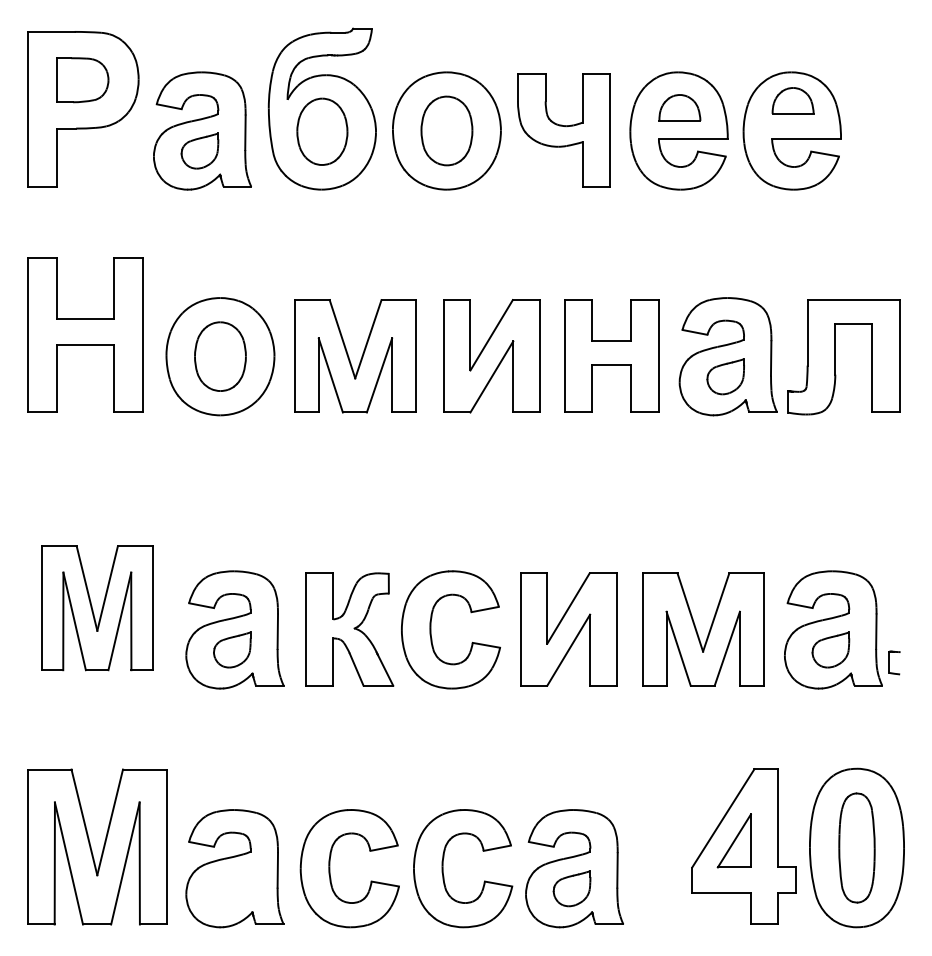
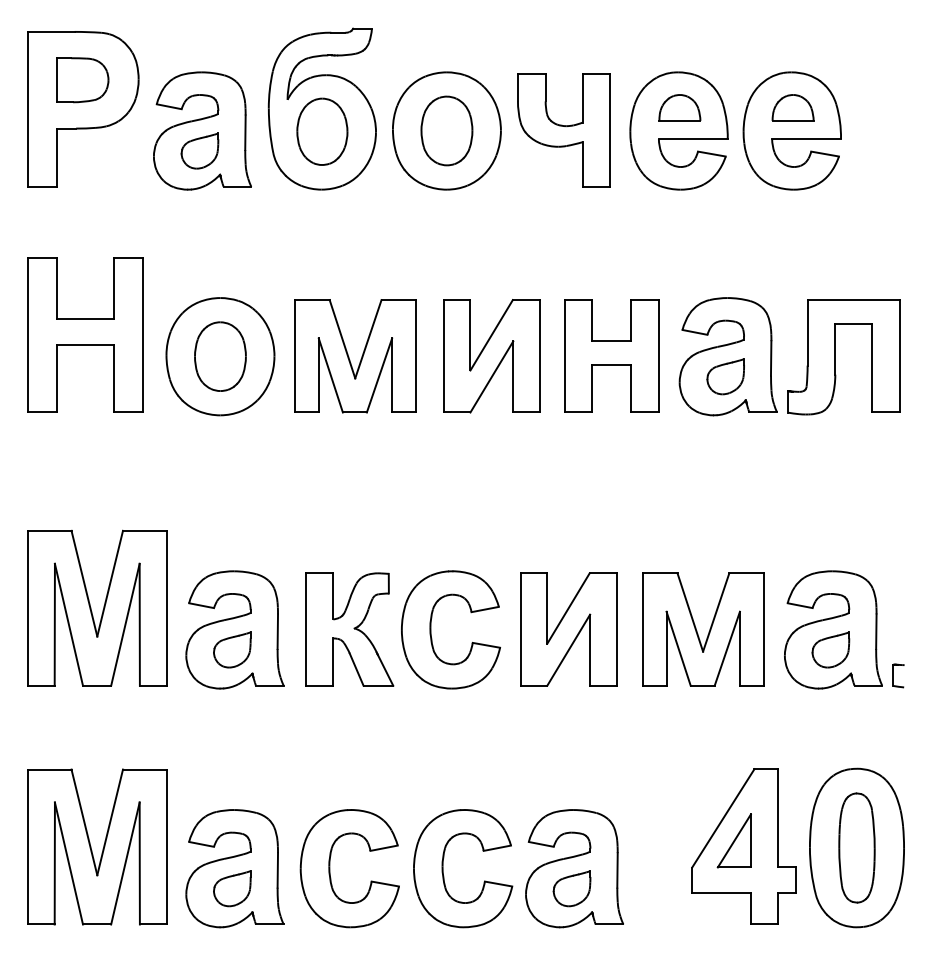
part position: (792, 100) -> (792, 107) (792, 107)
part size: 113x127 px -> 141x158 px (97, 607)
part position: (894, 662) -> (898, 675) (898, 675)
part: none -> present (232, 888)
